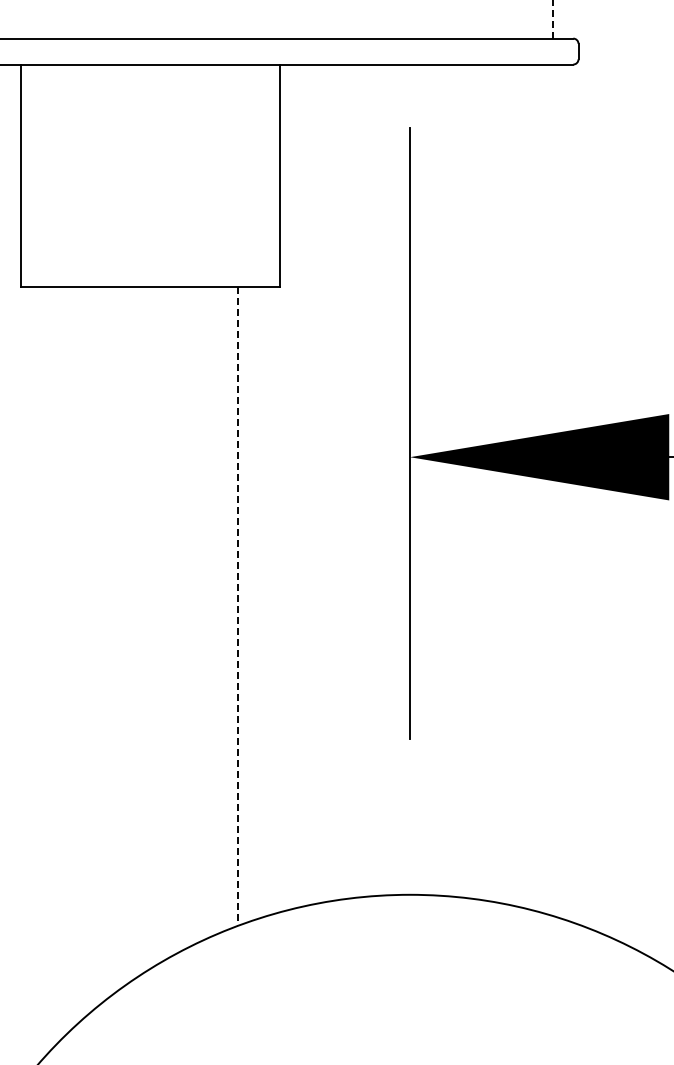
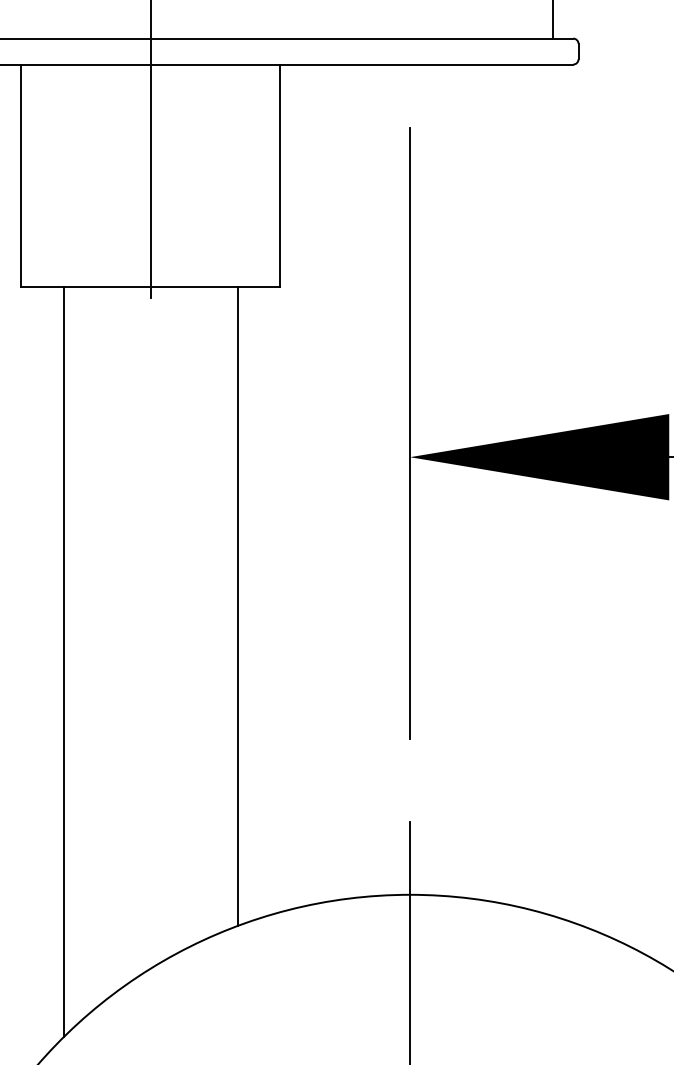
line: dashed -> solid (552, 19)
line: none -> present (150, 149)
line: dashed -> solid (238, 607)
line: none -> present (63, 662)
line: none -> present (410, 941)
